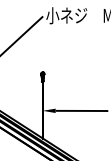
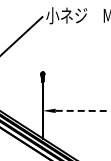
line: solid -> dashed (82, 110)
